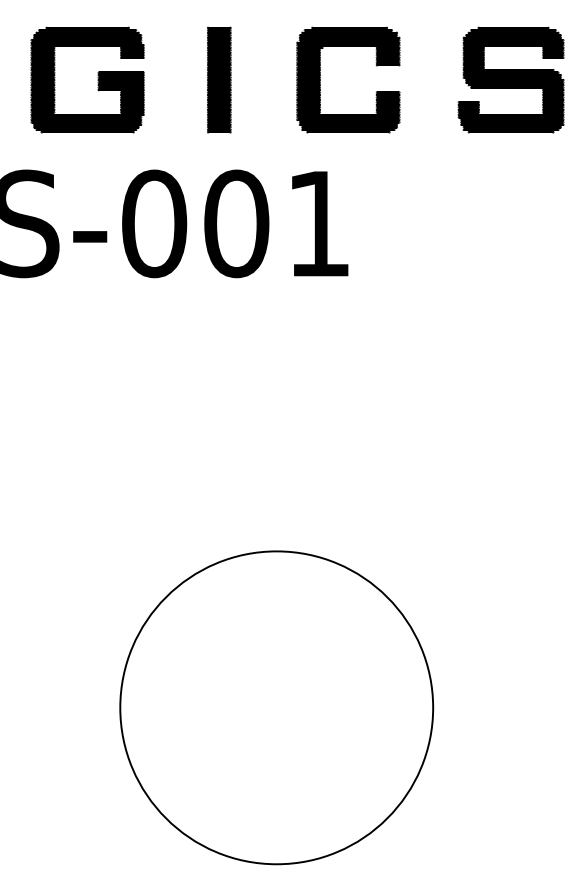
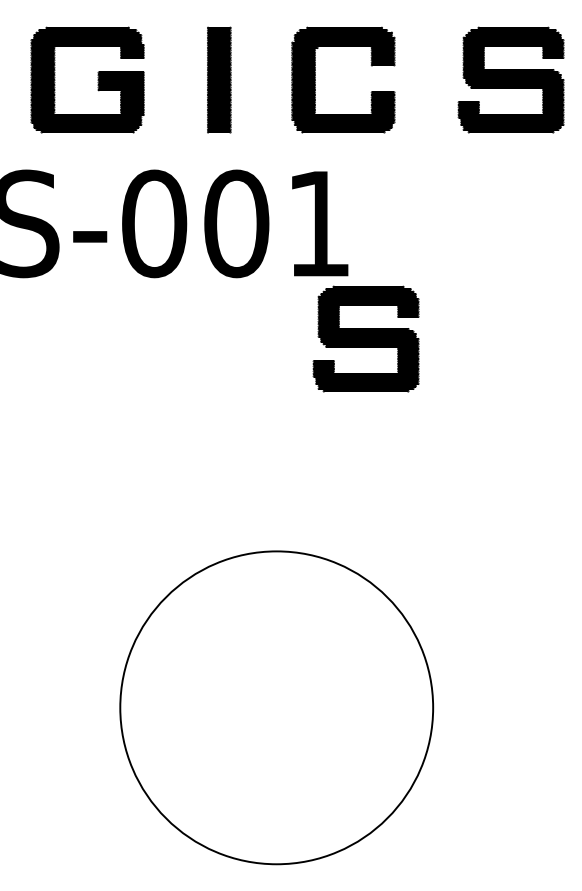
part position: (320, 79) -> (315, 79) (315, 79)
part: none -> present (365, 338)
